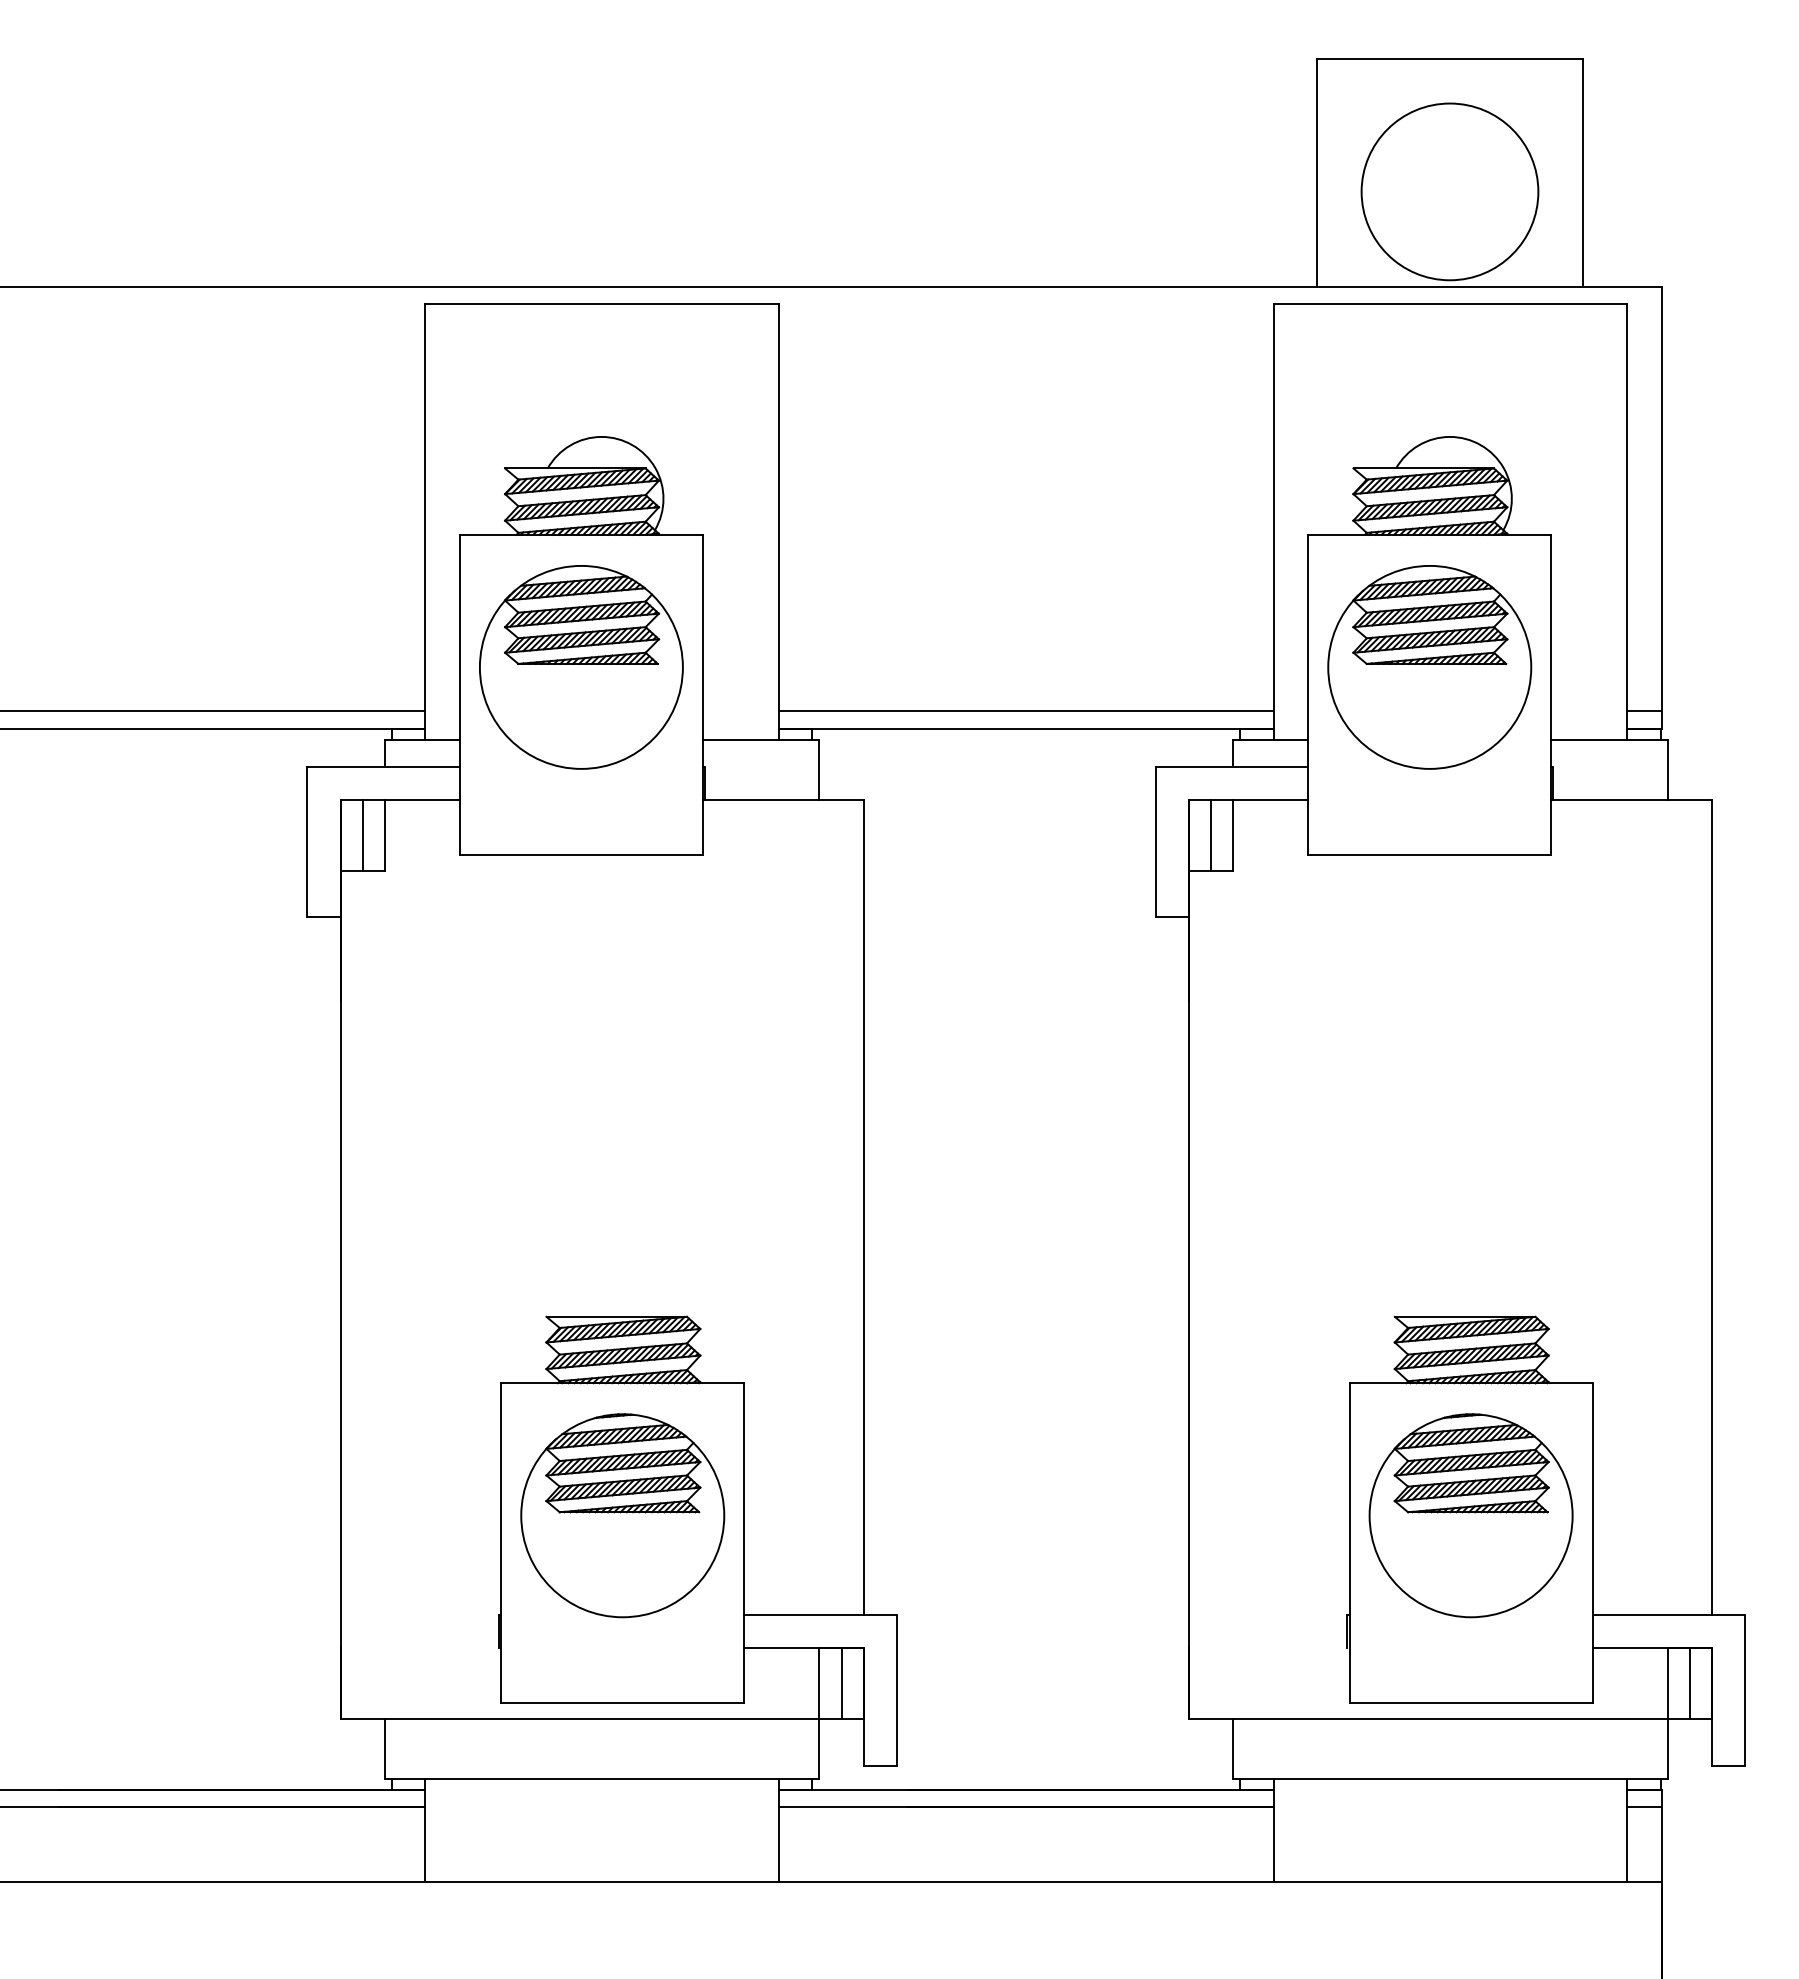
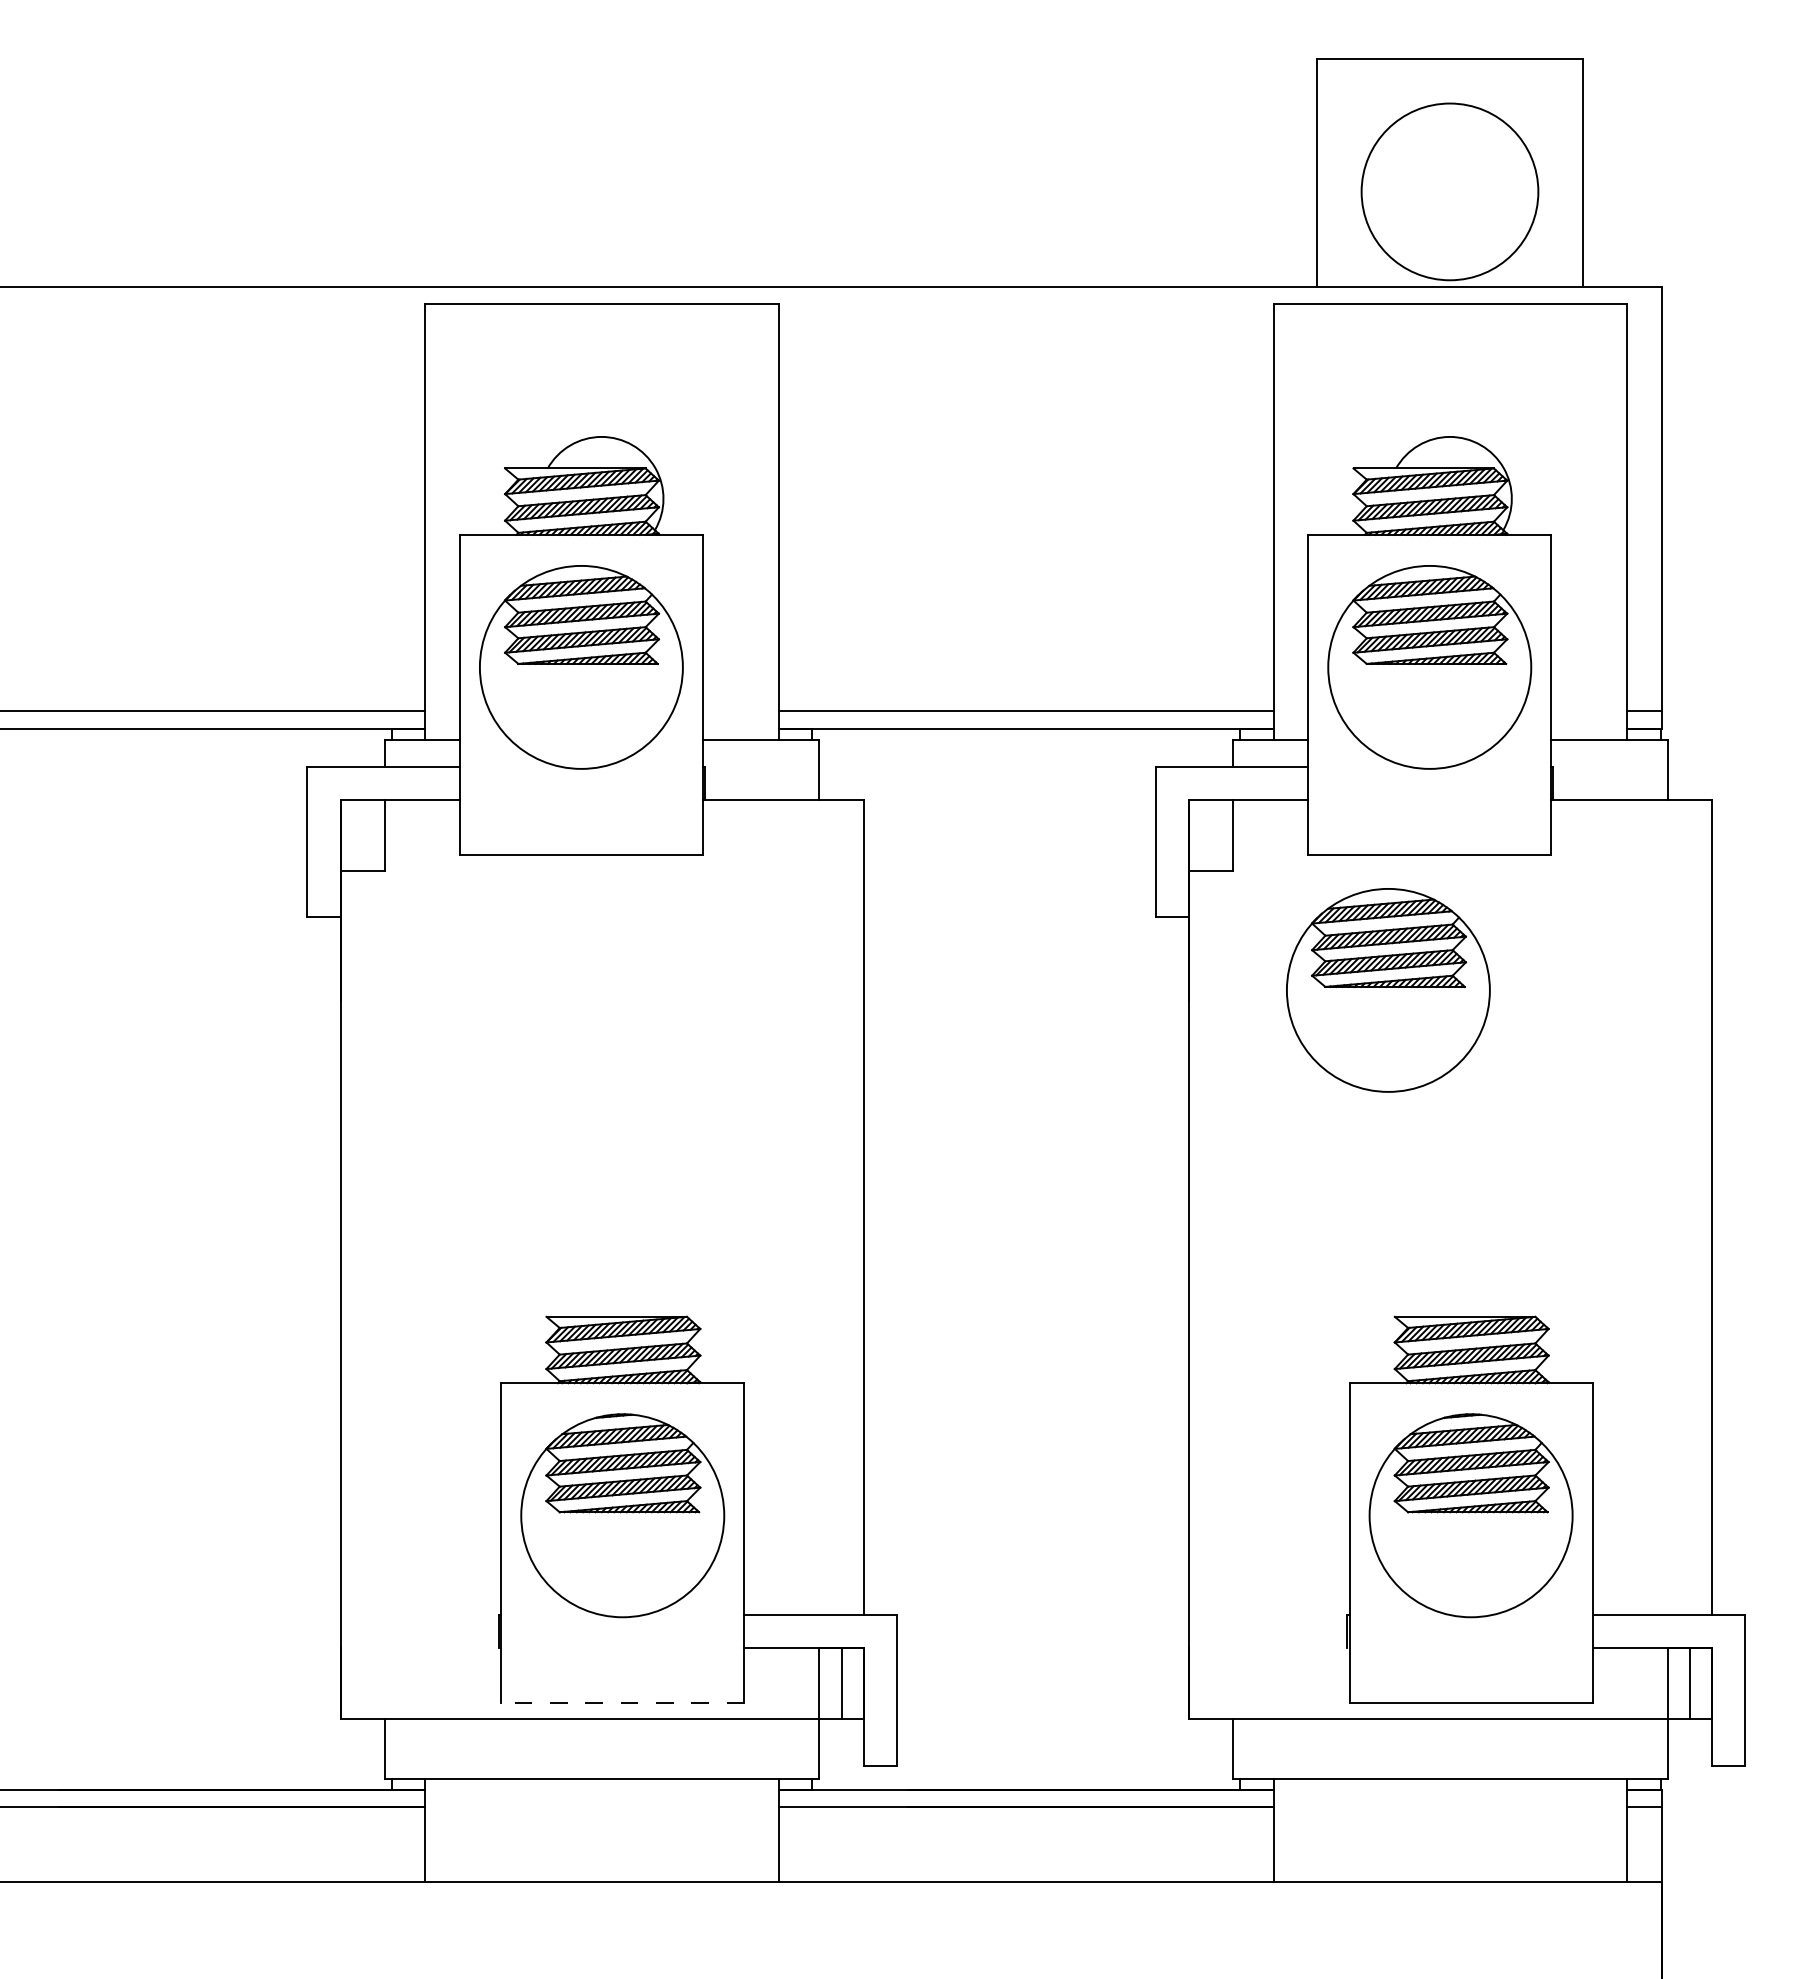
line: present -> none (362, 834)
line: present -> none (1210, 834)
part: none -> present (1388, 990)
line: solid -> dashed (622, 1703)
